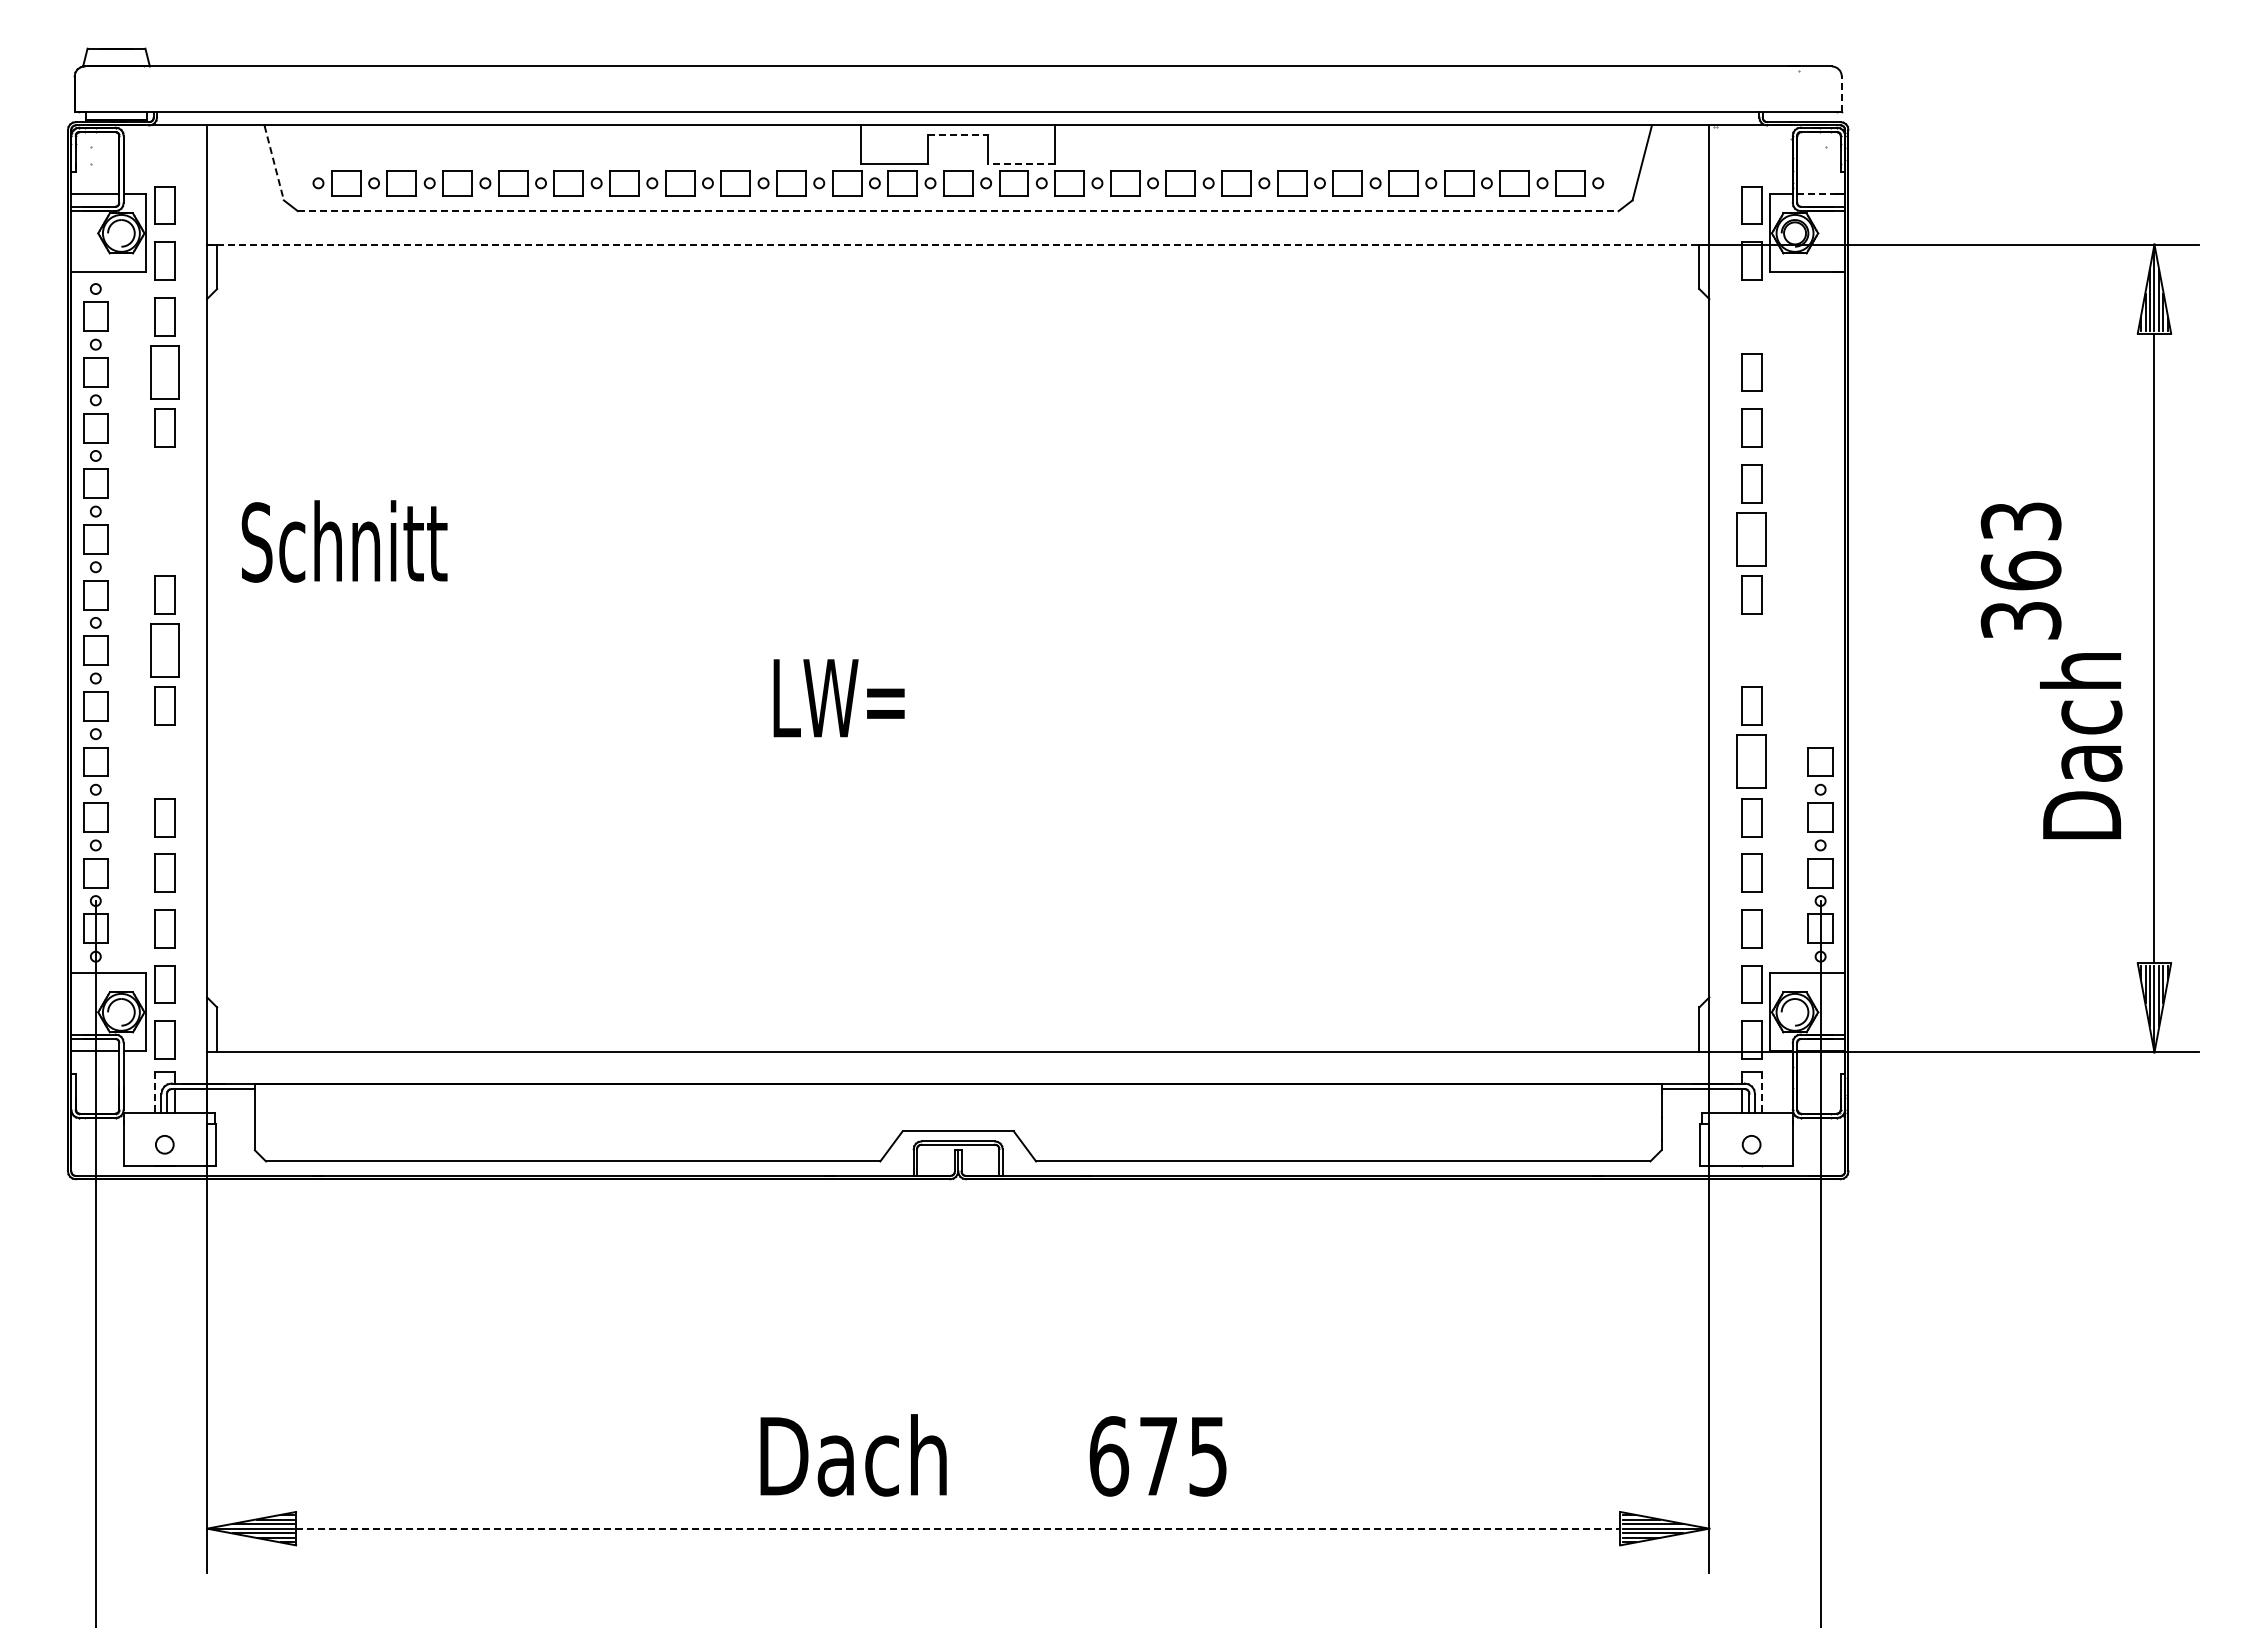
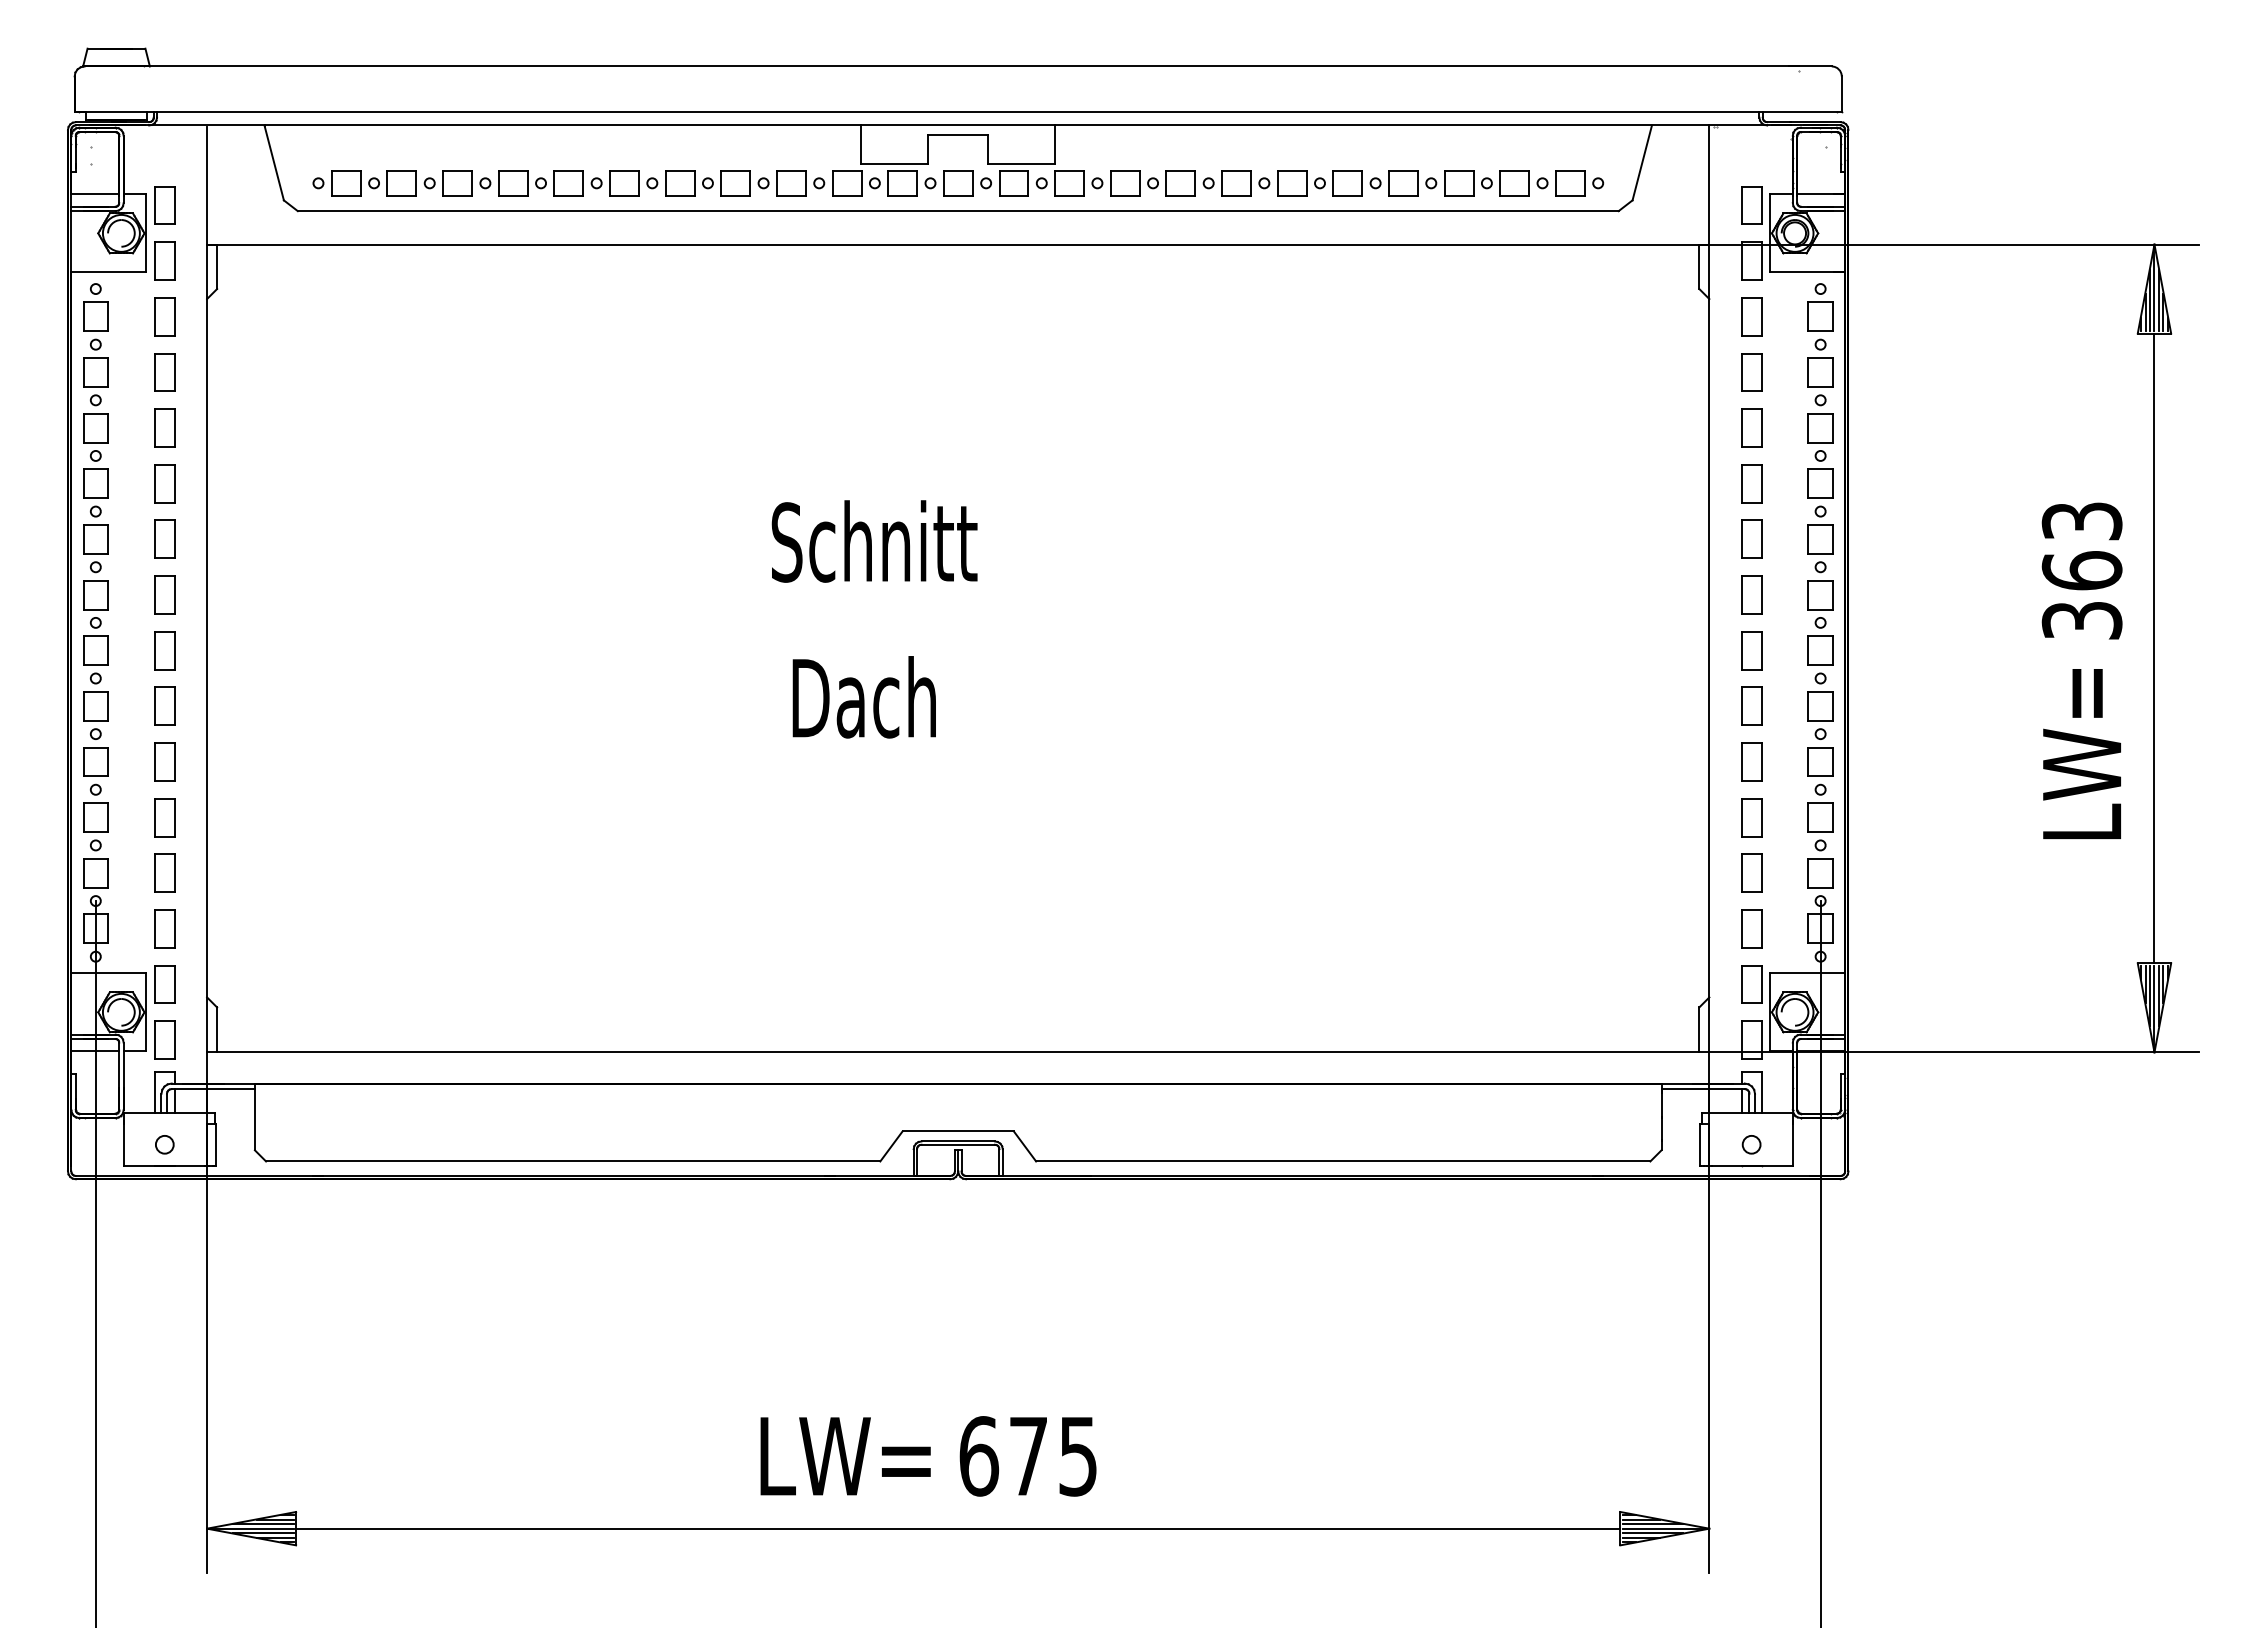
line: dashed -> solid (1841, 94)
line: dashed -> solid (958, 134)
line: dashed -> solid (274, 163)
line: dashed -> solid (1021, 164)
line: dashed -> solid (1818, 194)
line: dashed -> solid (958, 211)
line: dashed -> solid (957, 244)
part: none -> present (1751, 316)
part size: 30x55 px -> 22x39 px (164, 372)
part: none -> present (164, 483)
part: none -> present (1820, 511)
part: none -> present (164, 538)
part size: 31x55 px -> 22x40 px (1751, 538)
text position: (344, 541) -> (874, 541) (874, 541)
text position: (2020, 570) -> (2081, 570) (2081, 570)
part size: 30x55 px -> 22x40 px (164, 650)
part: none -> present (1751, 650)
text: LW= -> Dach (854, 697)
text: Dach -> LW= (2081, 742)
part: none -> present (164, 761)
part size: 31x55 px -> 22x40 px (1751, 761)
line: dashed -> solid (154, 1092)
line: dashed -> solid (1761, 1092)
text: Dach -> LW= (857, 1455)
text position: (1157, 1456) -> (1027, 1456) (1027, 1456)
line: dashed -> solid (958, 1528)
